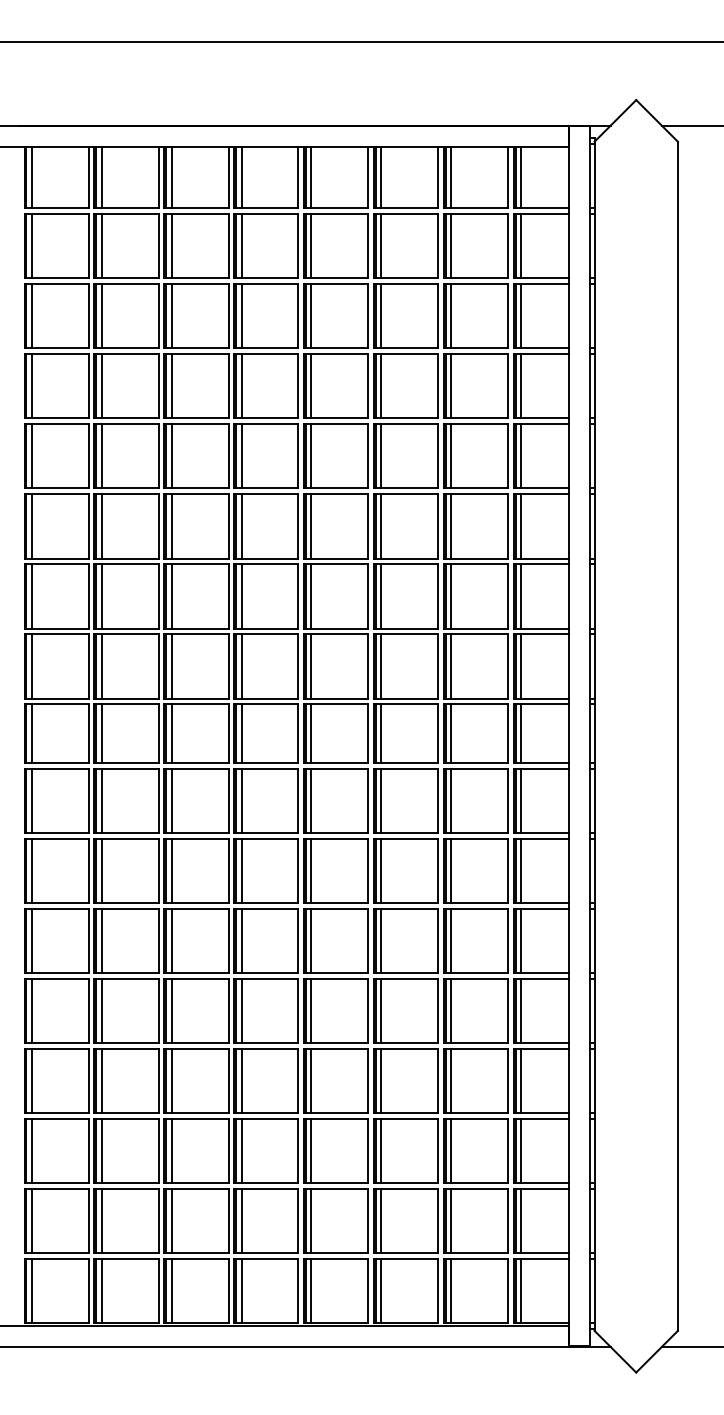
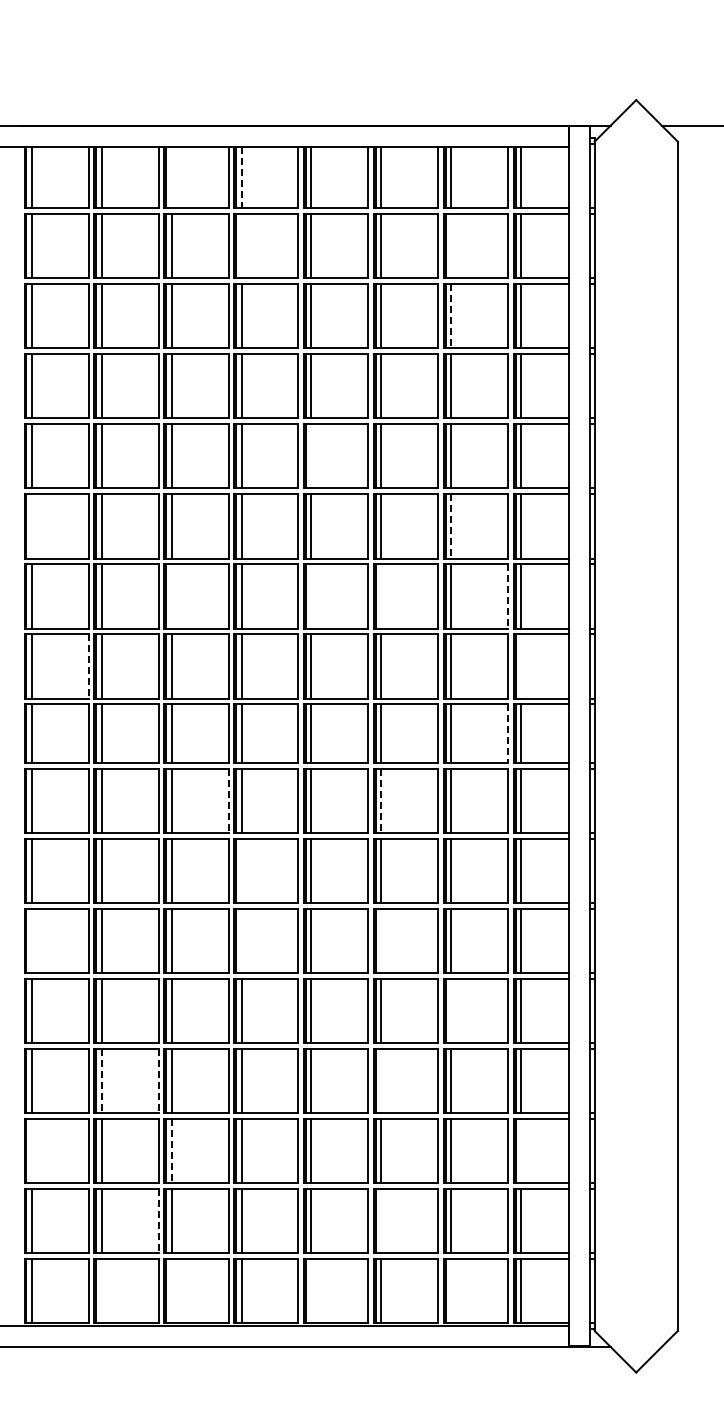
line: present -> none (361, 42)
line: present -> none (171, 177)
line: solid -> dashed (241, 177)
line: present -> none (241, 246)
line: present -> none (451, 246)
line: solid -> dashed (451, 316)
line: present -> none (311, 456)
line: present -> none (31, 526)
line: solid -> dashed (451, 526)
line: present -> none (171, 596)
line: present -> none (311, 596)
line: present -> none (381, 596)
line: solid -> dashed (508, 596)
line: solid -> dashed (88, 666)
line: present -> none (521, 666)
line: solid -> dashed (508, 734)
line: solid -> dashed (228, 801)
line: solid -> dashed (381, 801)
line: present -> none (241, 870)
line: present -> none (31, 940)
line: present -> none (241, 940)
line: present -> none (381, 940)
line: present -> none (451, 1010)
line: present -> none (381, 1080)
line: solid -> dashed (101, 1081)
line: solid -> dashed (158, 1081)
line: present -> none (31, 1150)
line: present -> none (521, 1150)
line: solid -> dashed (171, 1151)
line: present -> none (381, 1220)
line: solid -> dashed (158, 1221)
line: present -> none (101, 1290)
line: present -> none (171, 1290)
line: present -> none (311, 1290)
line: present -> none (451, 1290)
line: present -> none (690, 1346)
